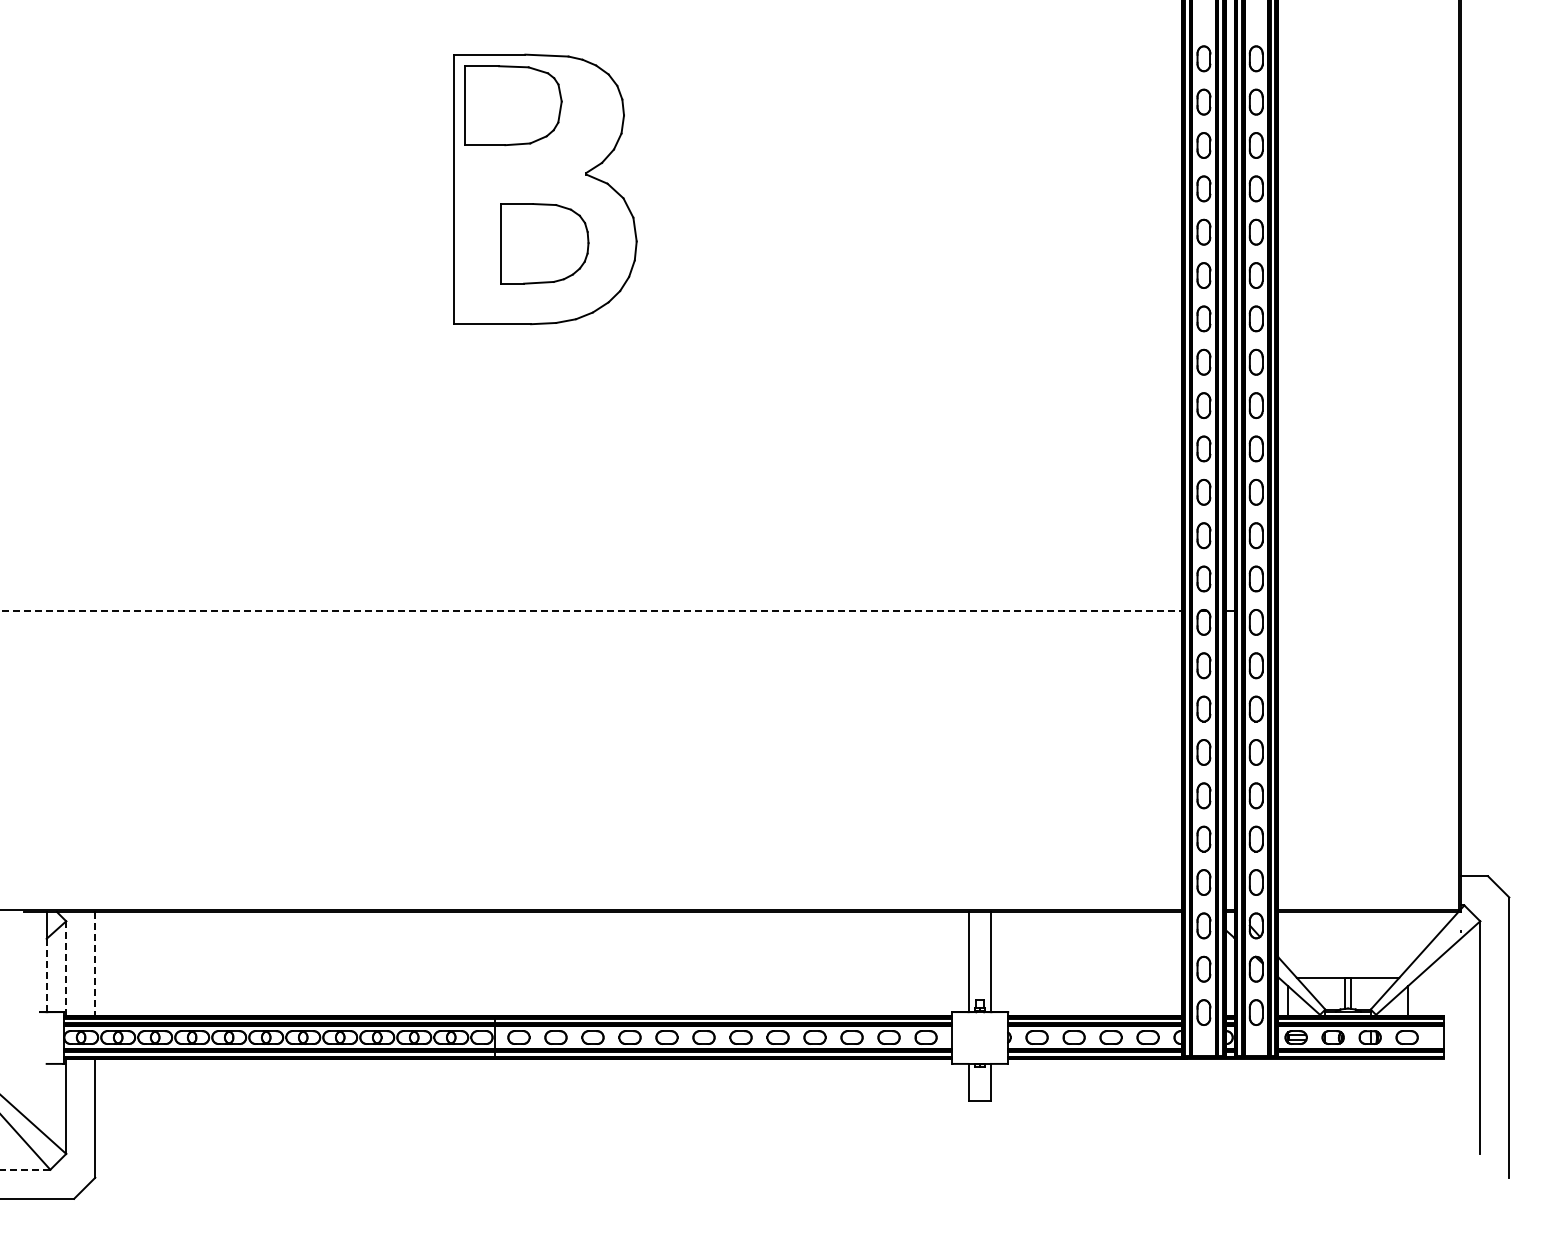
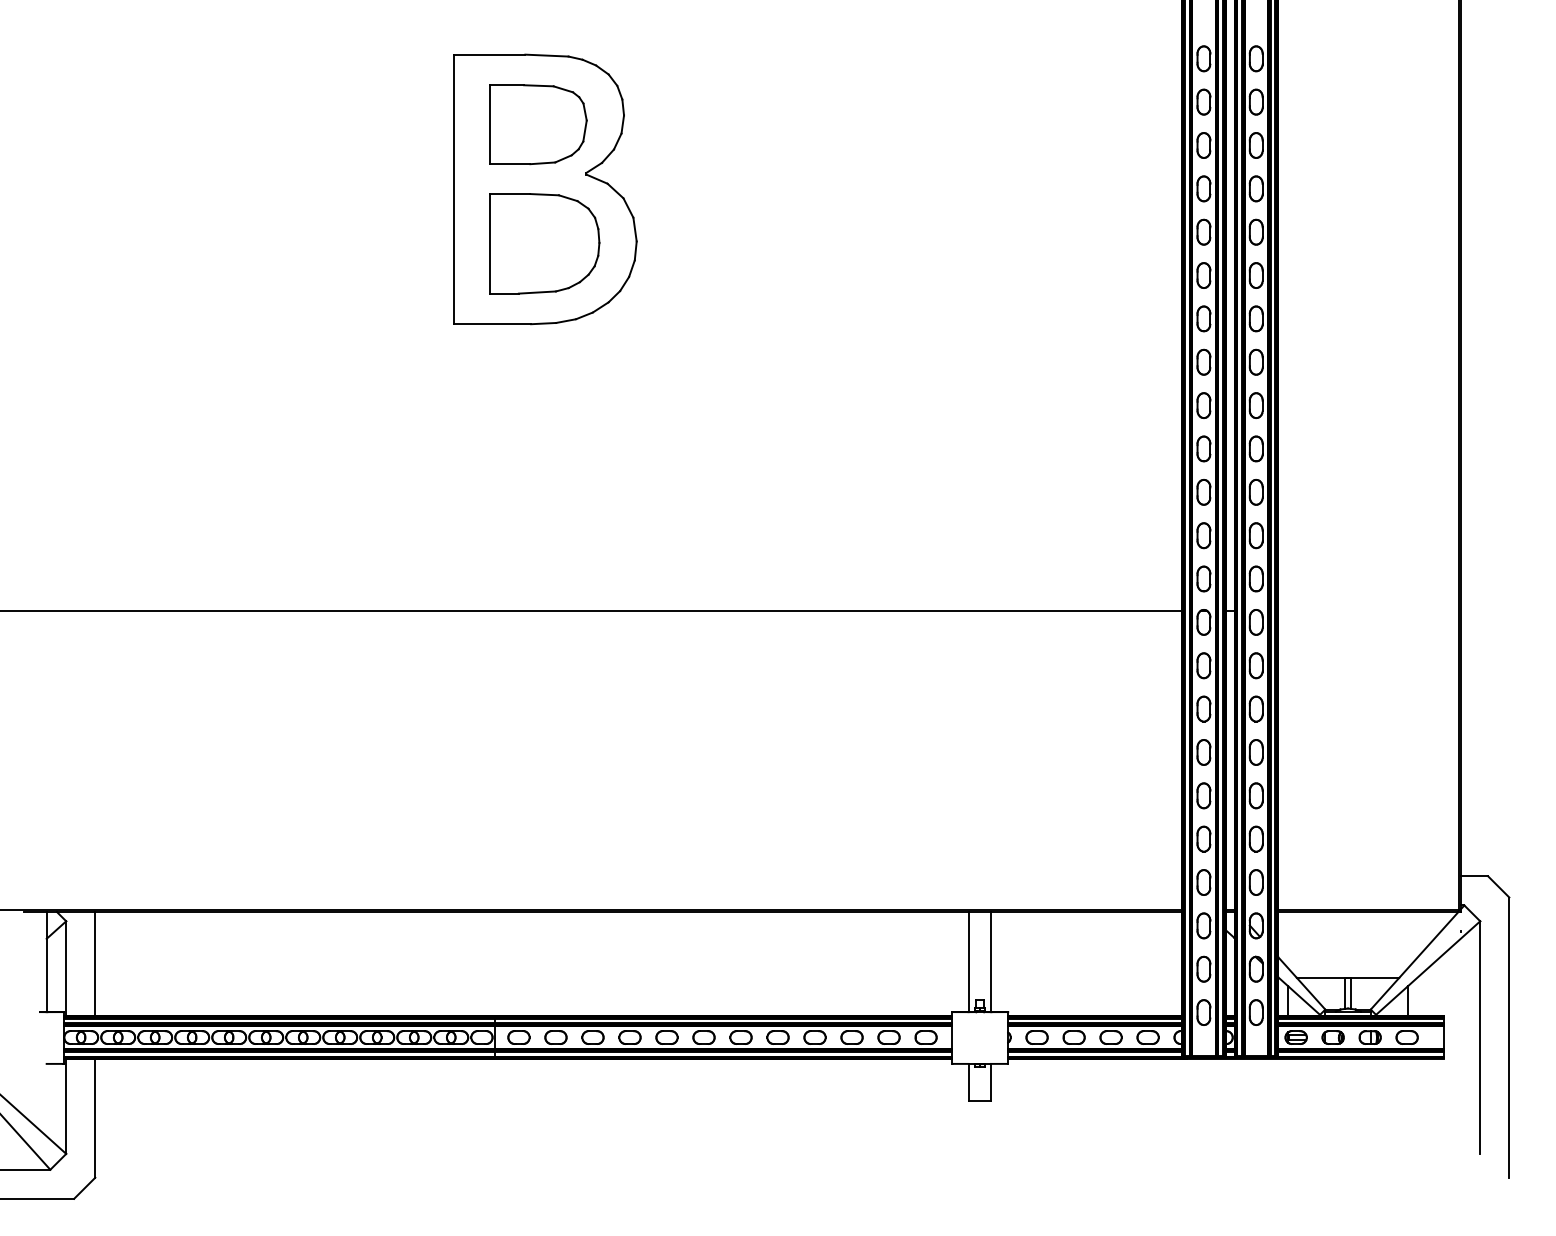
part position: (513, 105) -> (538, 124) (538, 124)
part size: 90x82 px -> 112x102 px (544, 243)
line: dashed -> solid (591, 610)
line: dashed -> solid (95, 964)
line: dashed -> solid (66, 969)
line: dashed -> solid (46, 975)
line: dashed -> solid (25, 1169)
